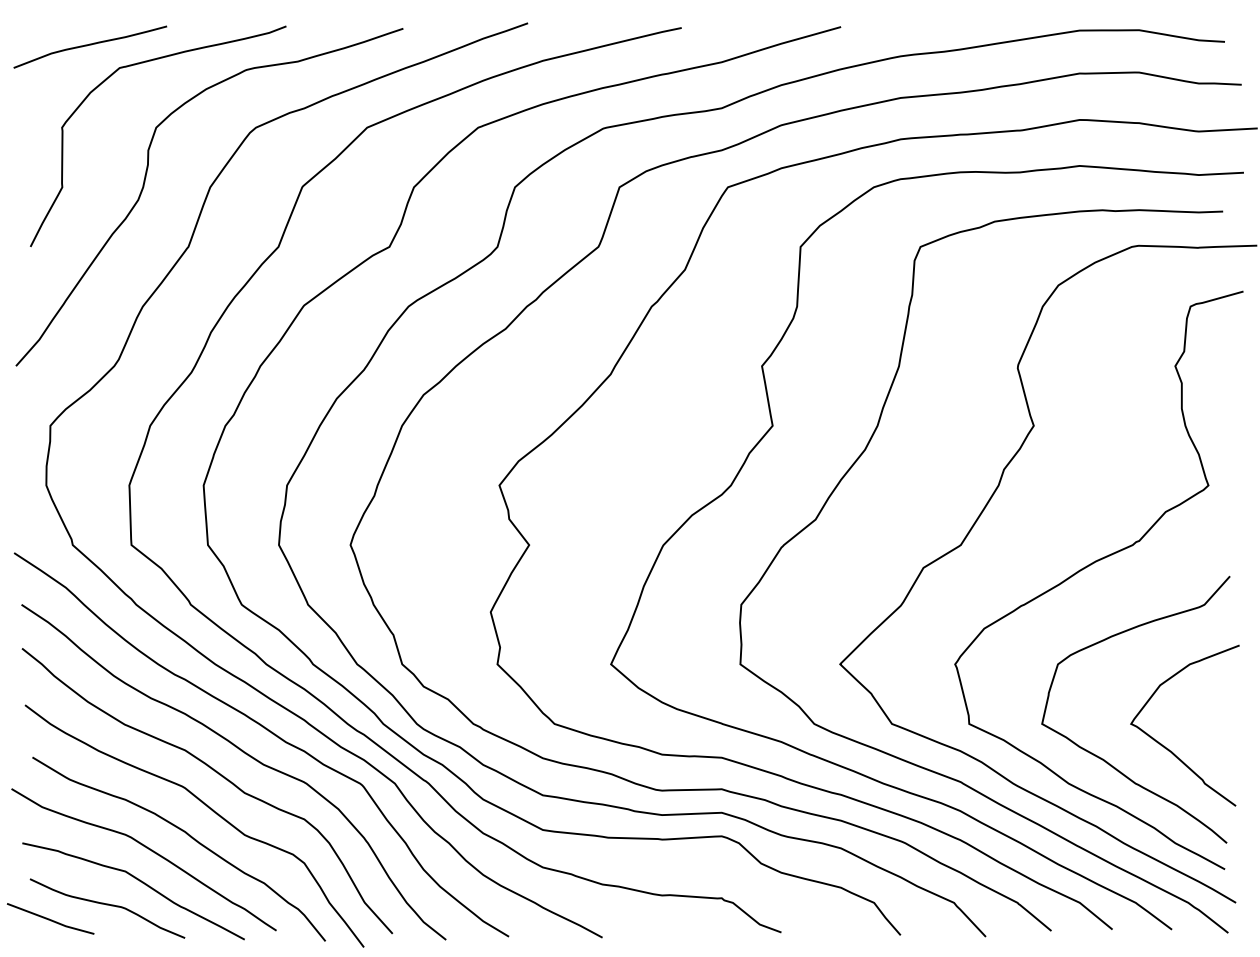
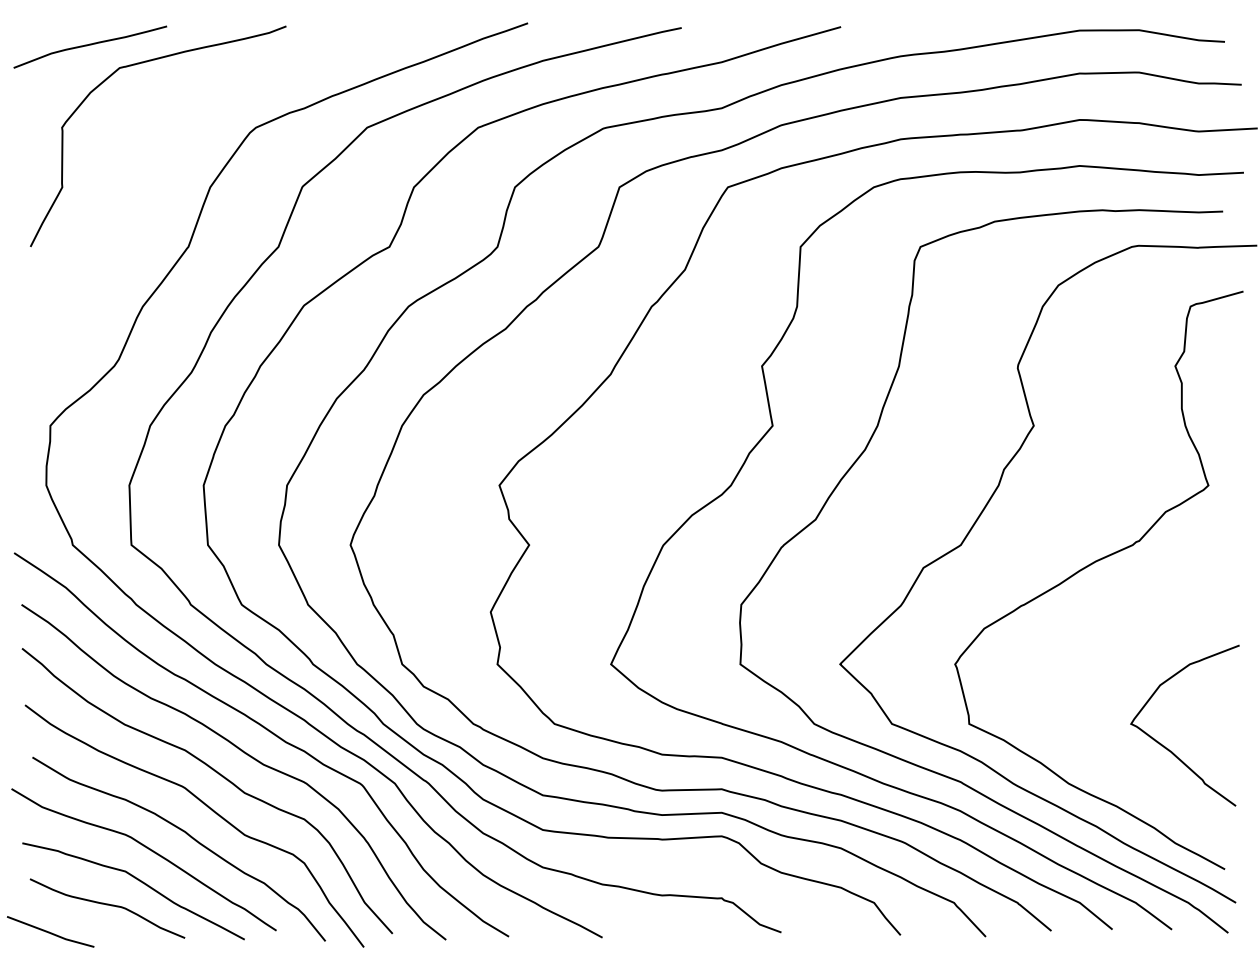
curve: present -> none (145, 182)
curve: present -> none (1103, 758)
line position: (49, 918) -> (49, 931) (49, 931)
